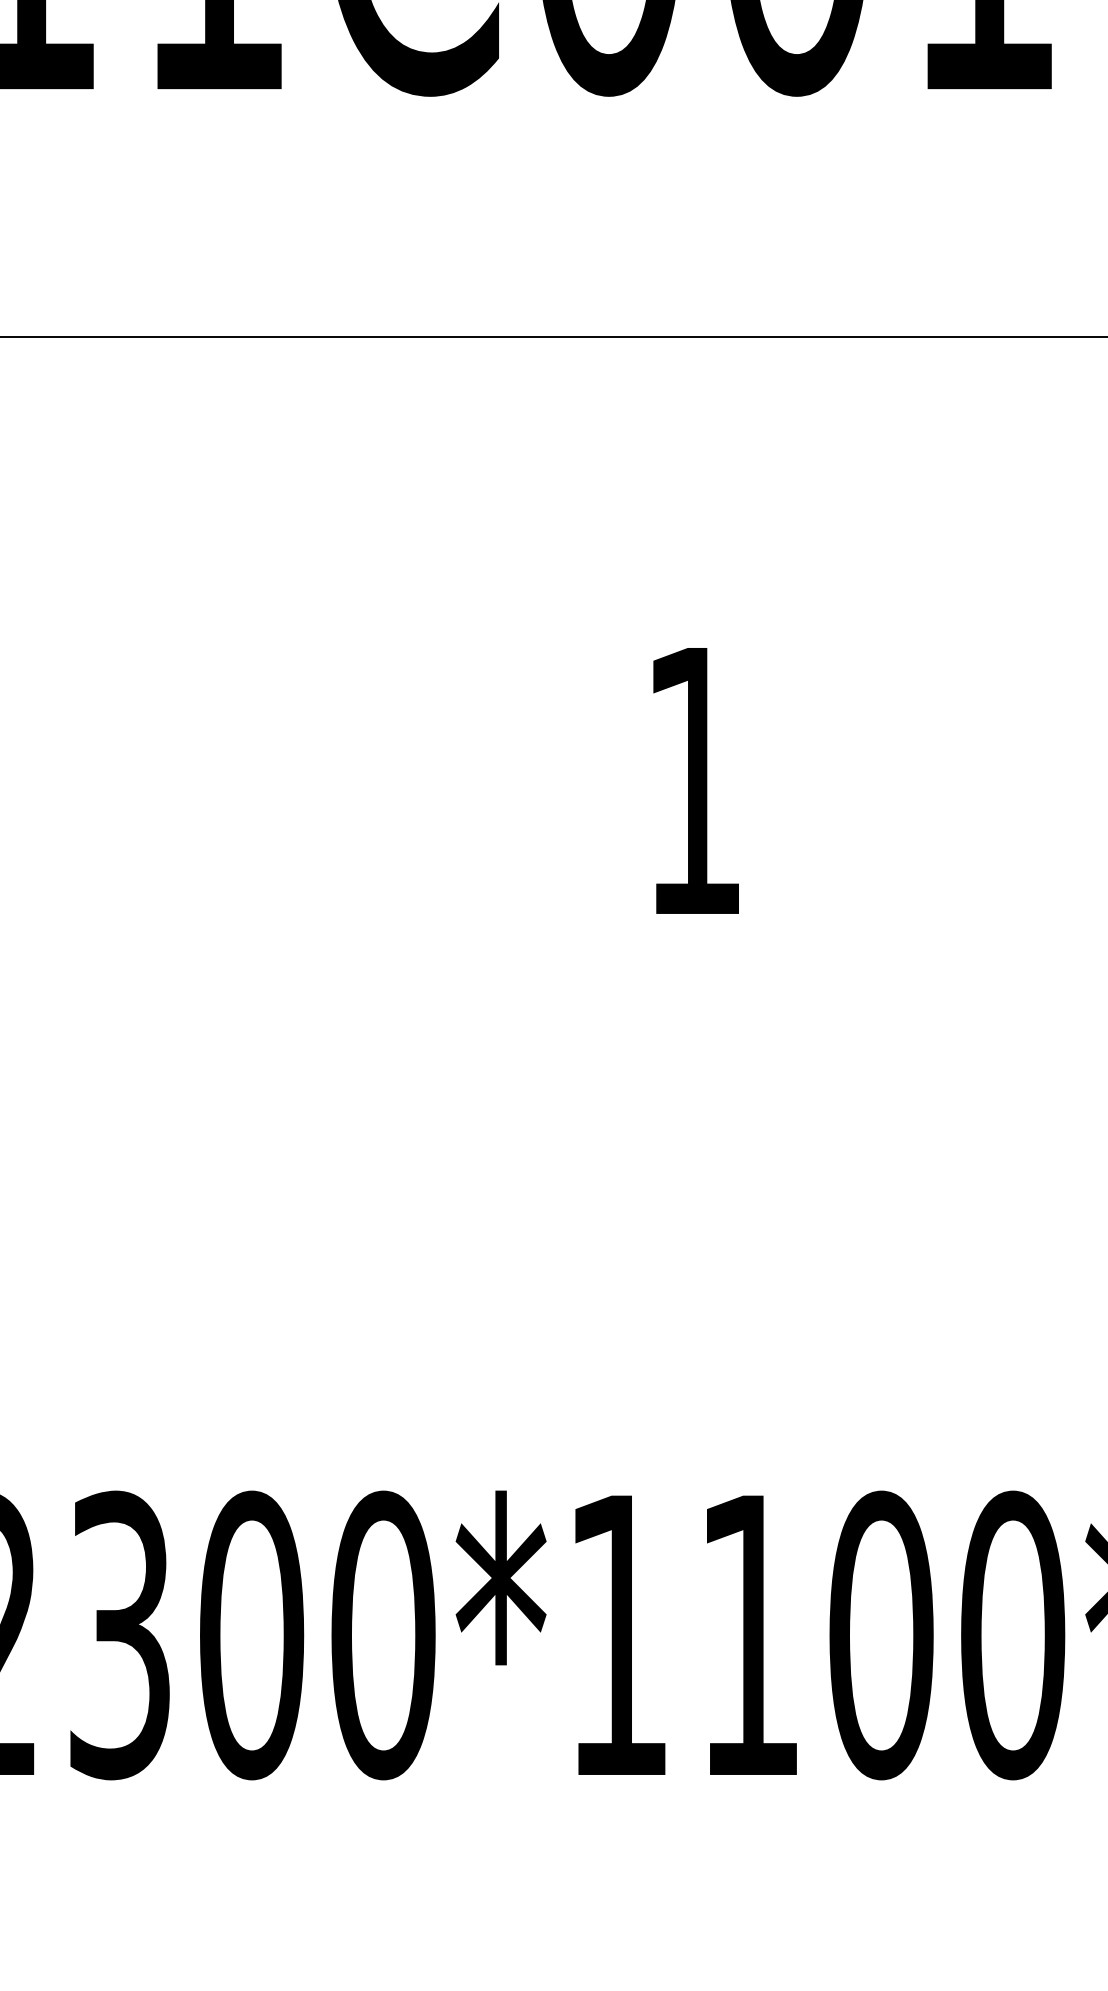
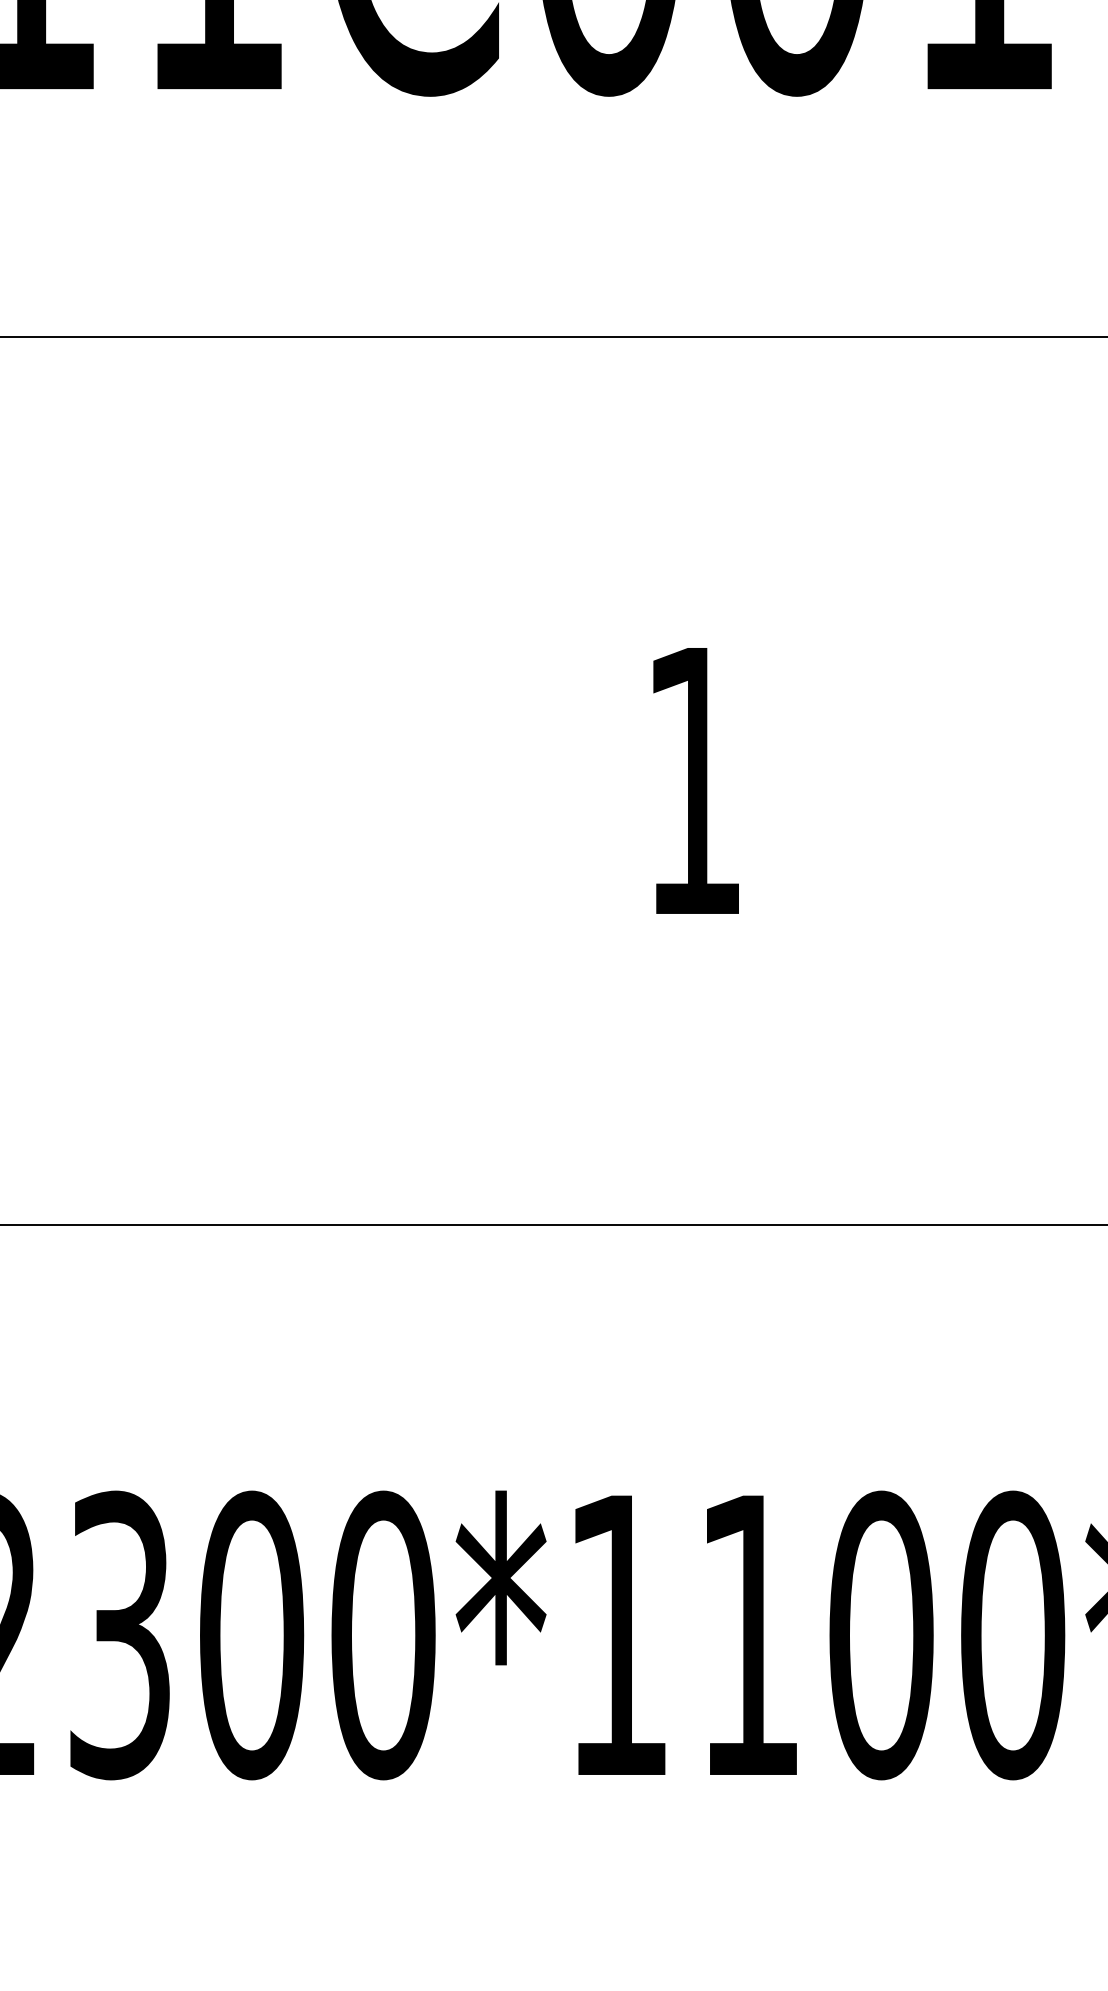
line: none -> present (553, 1225)
